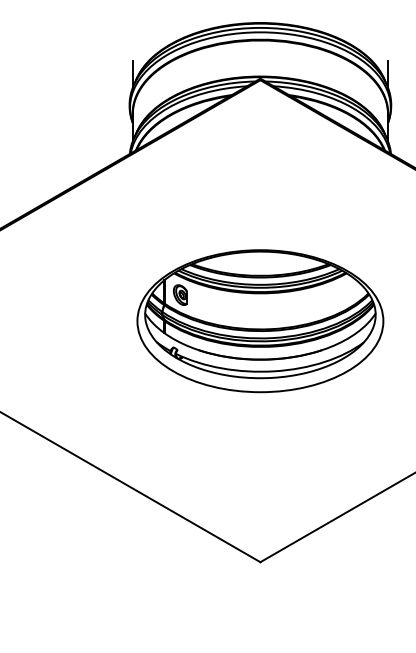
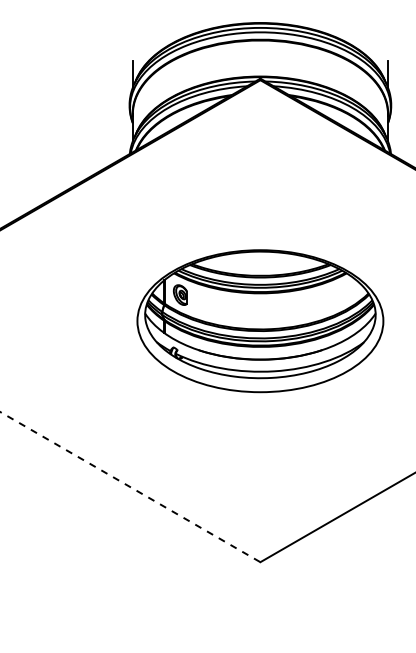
line: solid -> dashed (130, 487)
